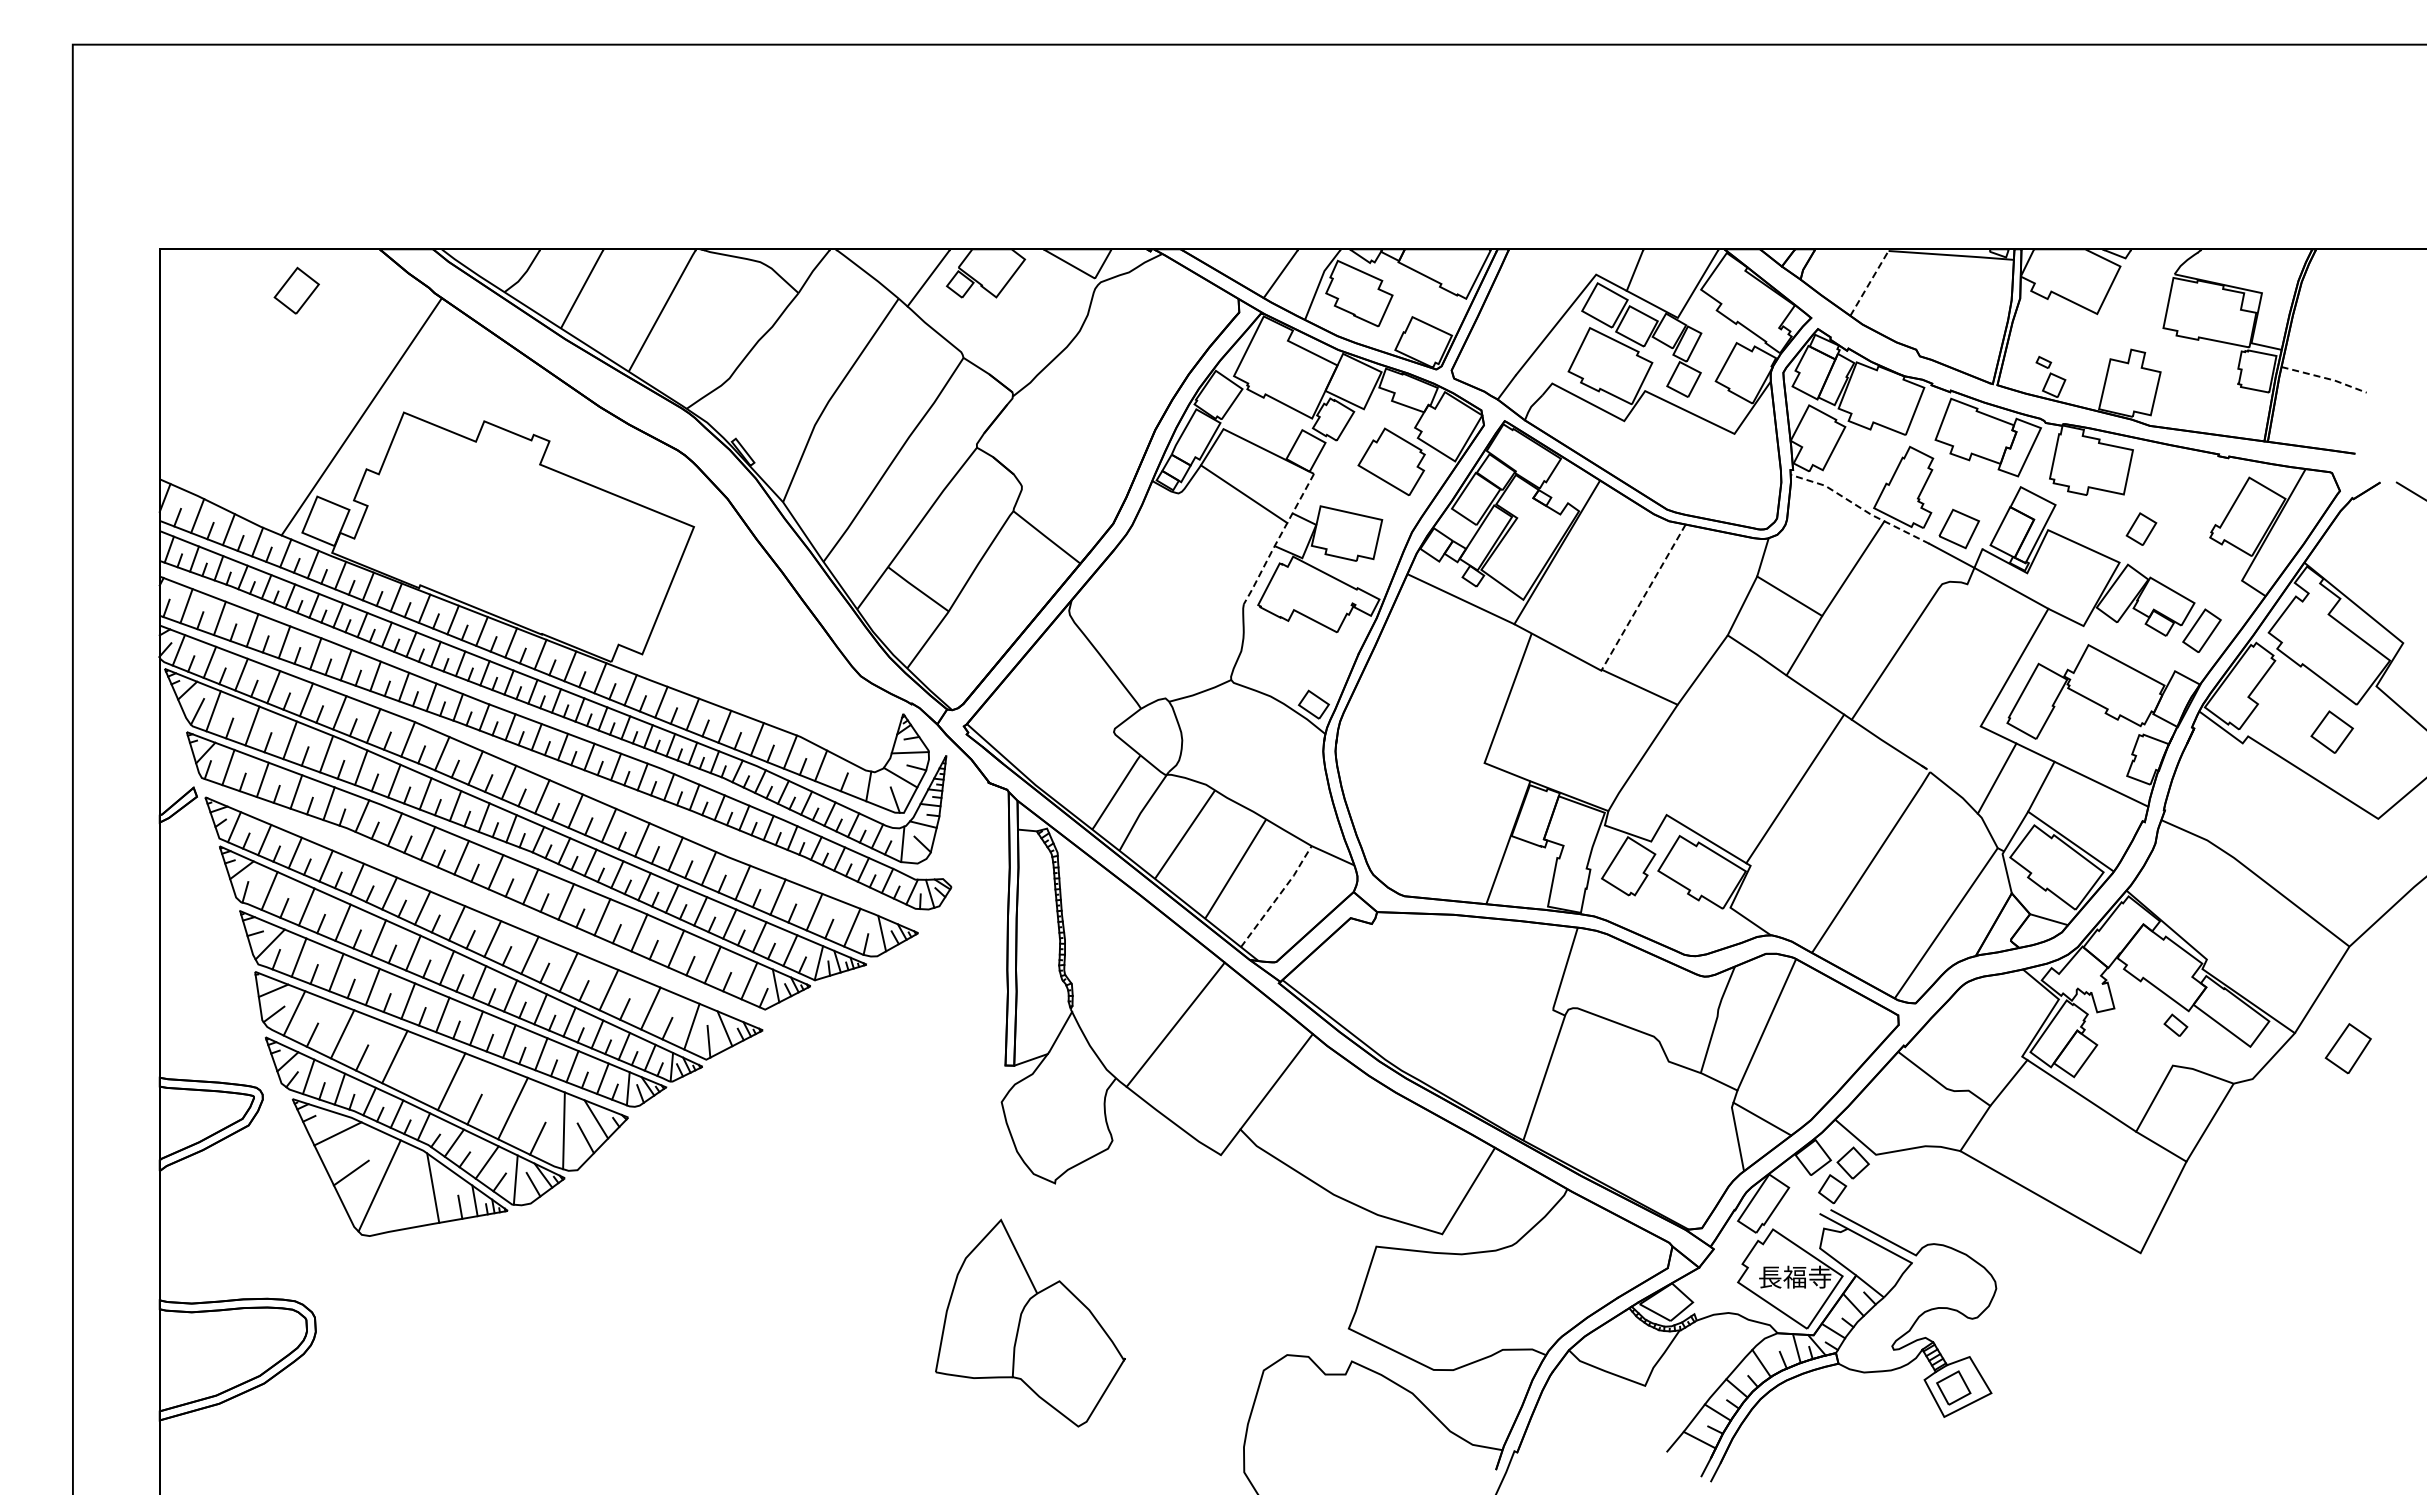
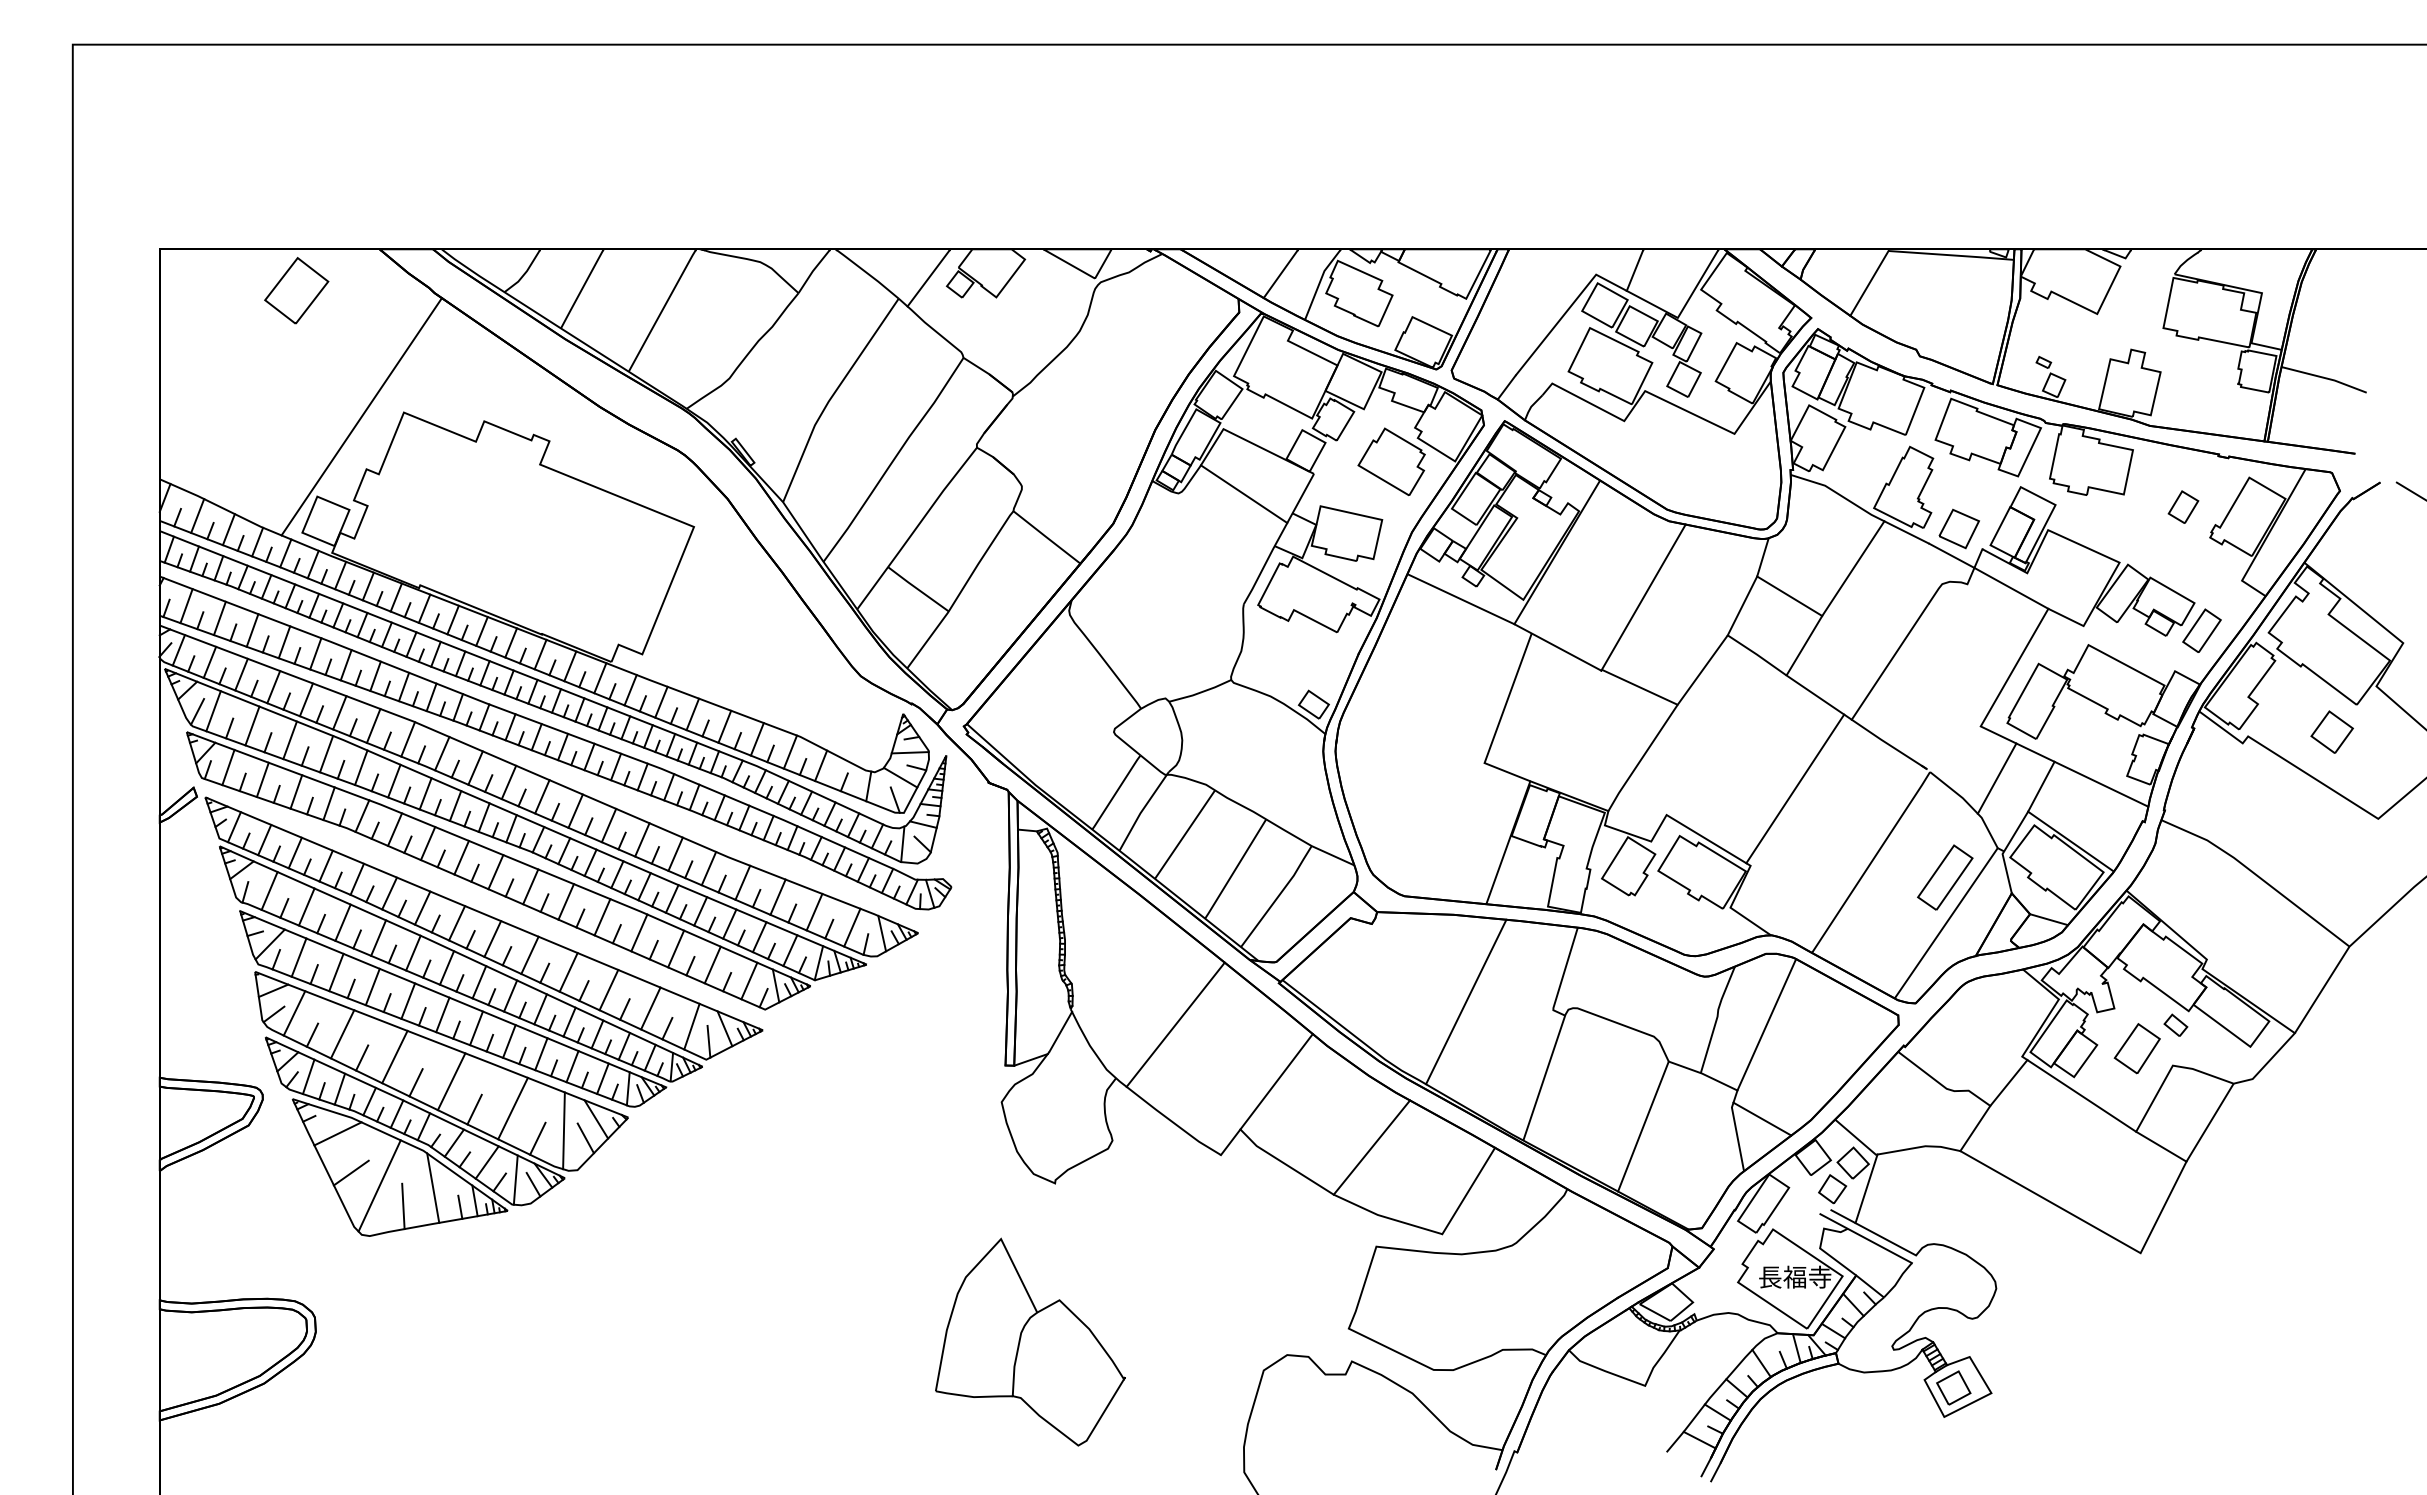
line: dashed -> solid (1869, 283)
part size: 47x49 px -> 66x68 px (296, 290)
line: dashed -> solid (2326, 378)
line: dashed -> solid (1859, 507)
part position: (2141, 528) -> (2183, 506) (2183, 506)
line: dashed -> solid (1277, 540)
line: dashed -> solid (1643, 598)
part: none -> present (1945, 877)
line: dashed -> solid (1278, 896)
line: none -> present (1466, 1001)
part position: (2347, 1048) -> (2136, 1048) (2136, 1048)
line: none -> present (415, 1082)
line: none -> present (1643, 1126)
line: none -> present (1371, 1147)
line: none -> present (1866, 1188)
line: none -> present (403, 1206)
part position: (1030, 1322) -> (1030, 1341) (1030, 1341)
